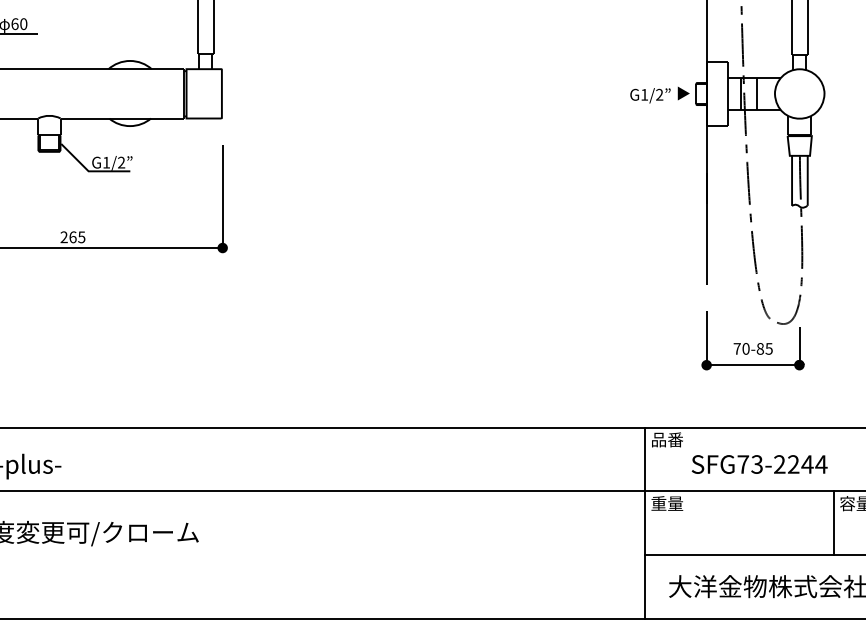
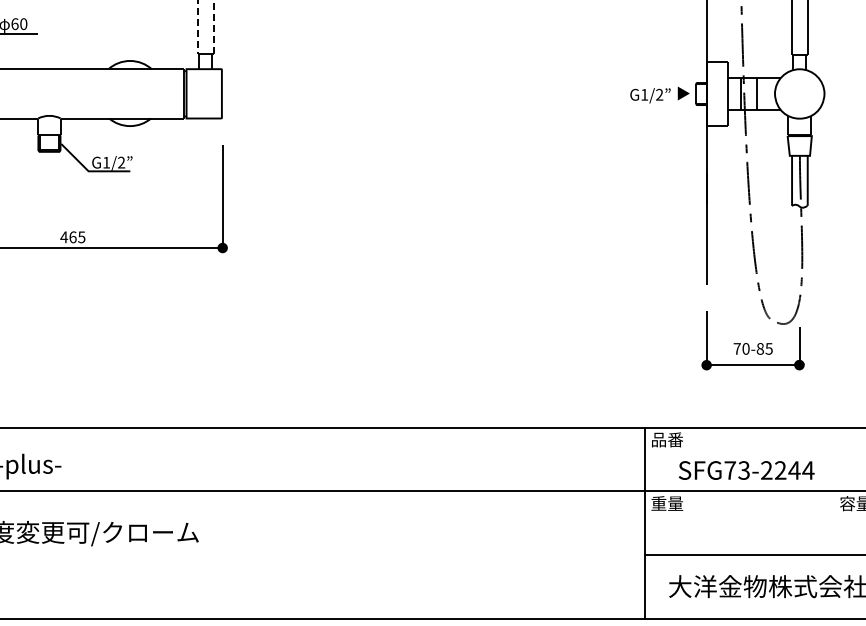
line: solid -> dashed (197, 0)
text: 265 -> 465 (64, 237)
text position: (759, 464) -> (746, 470) (746, 470)
line: present -> none (833, 523)
